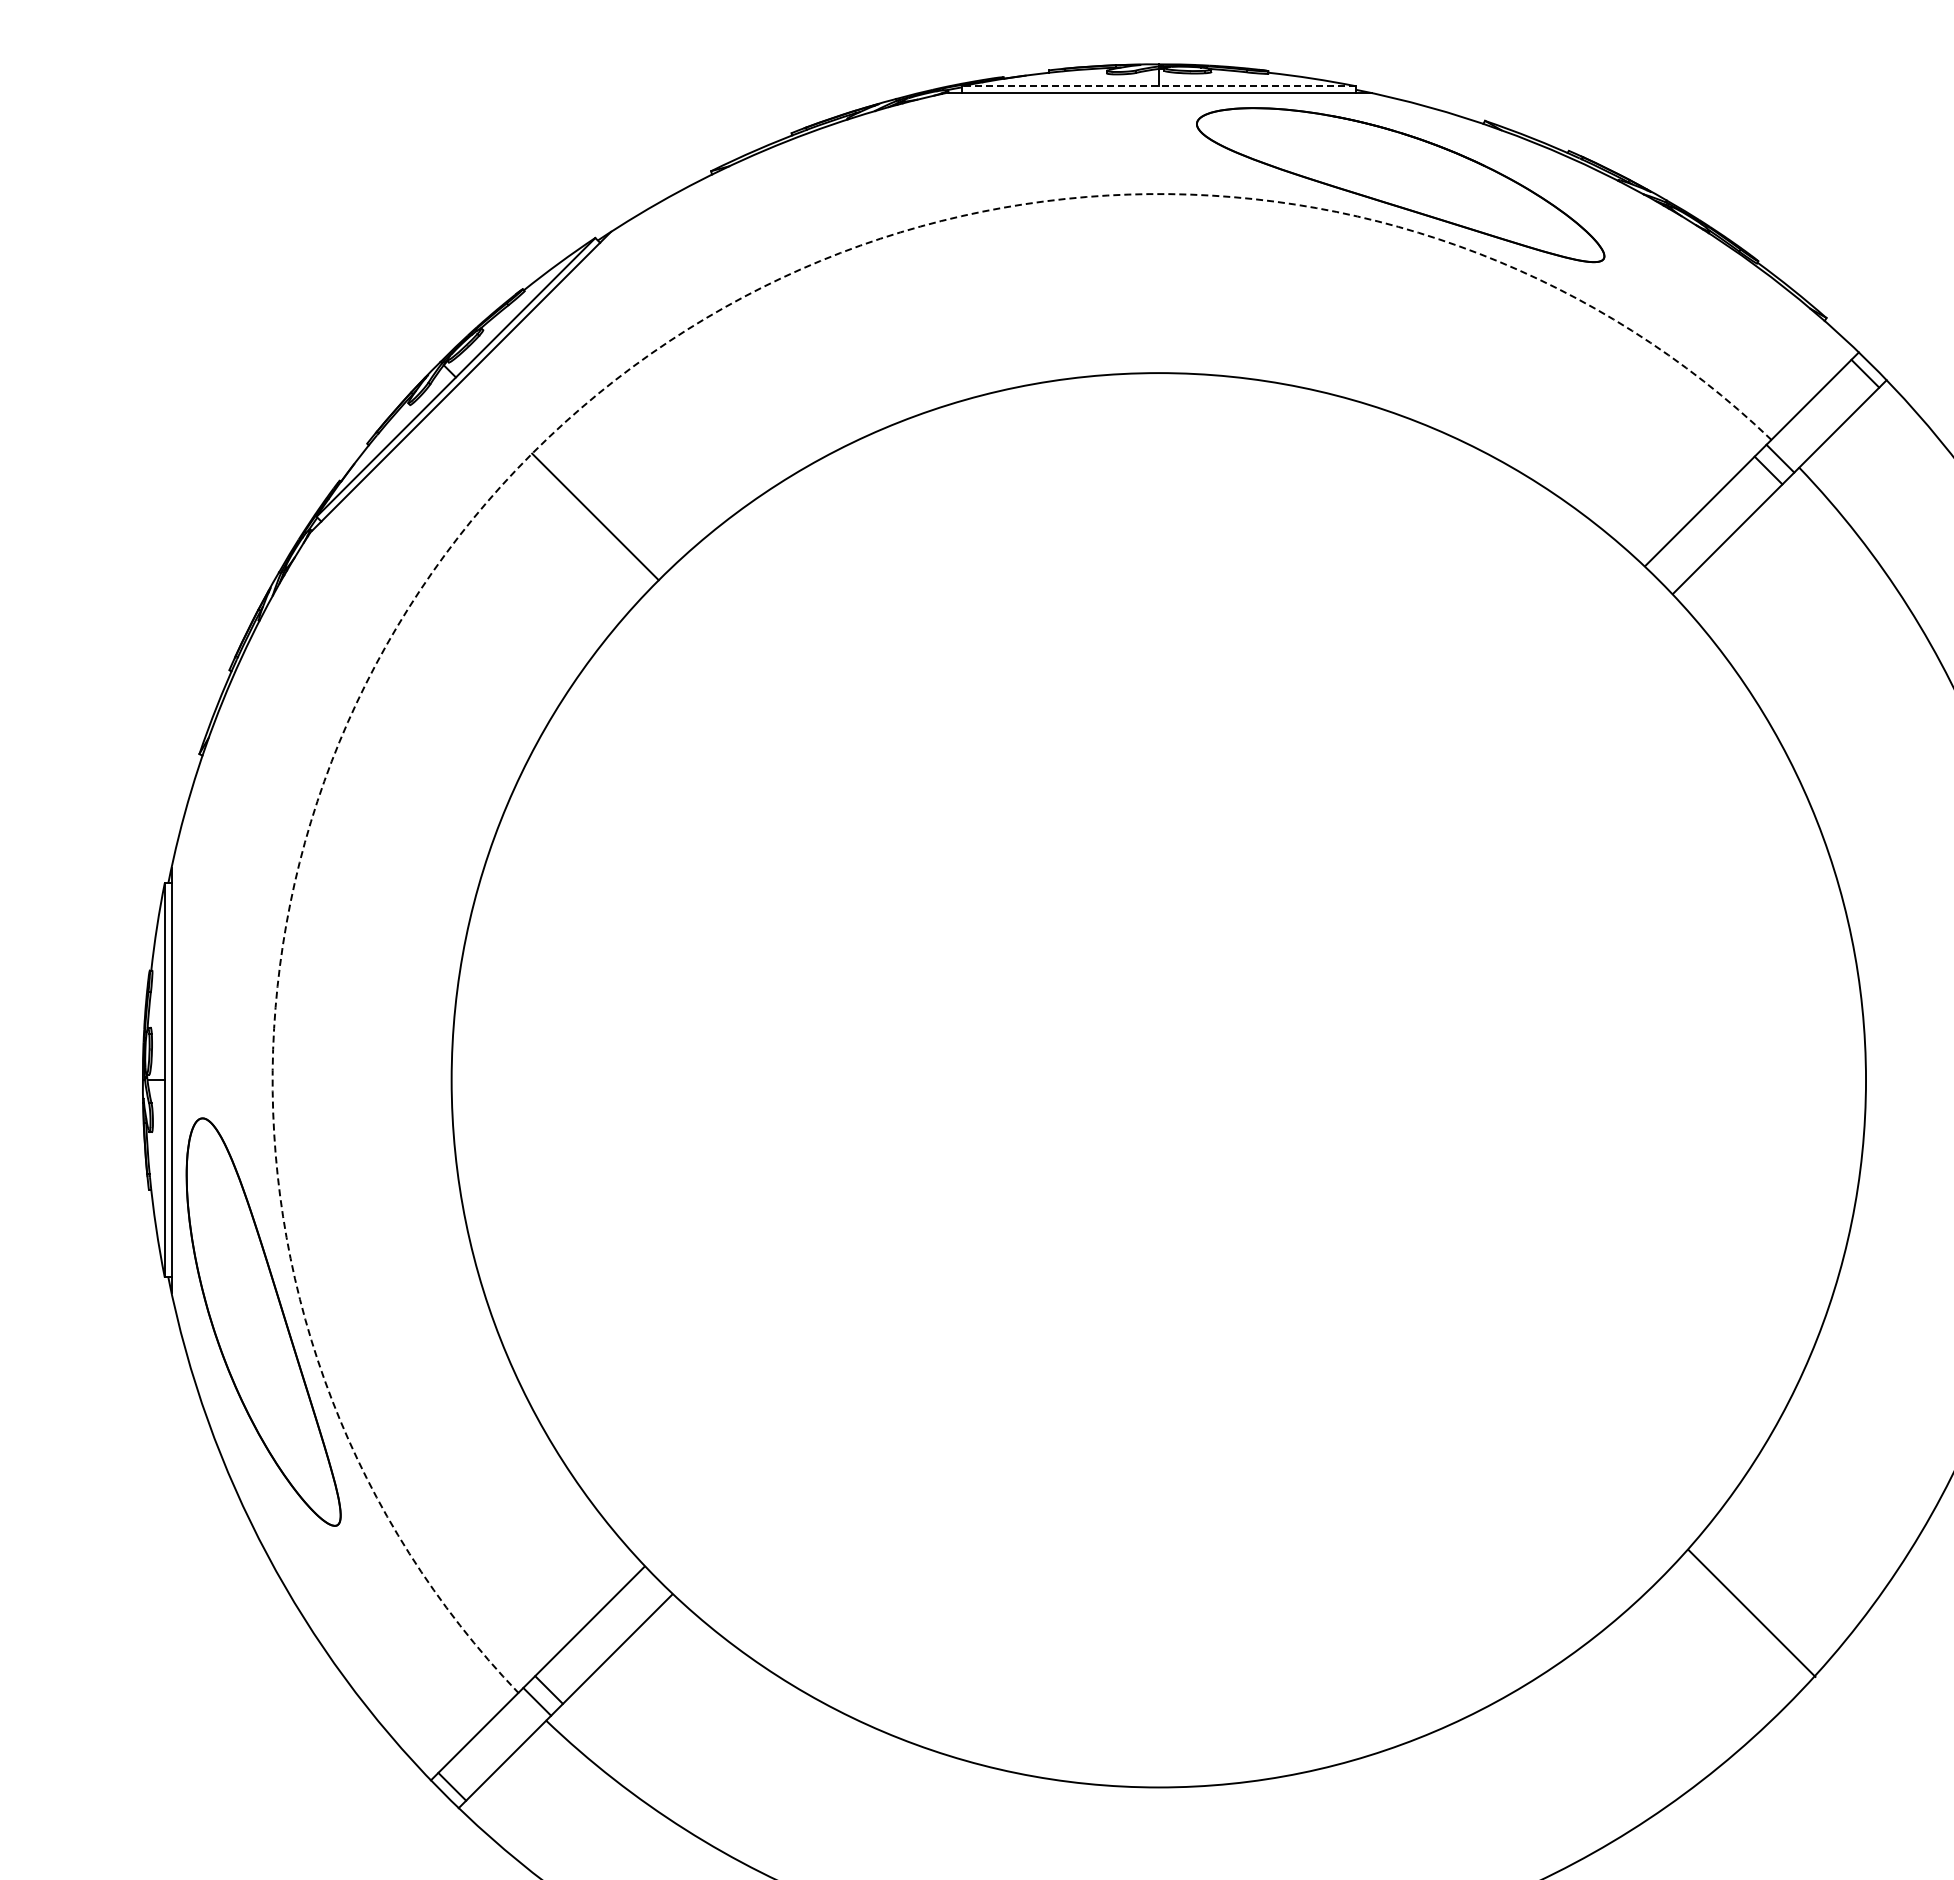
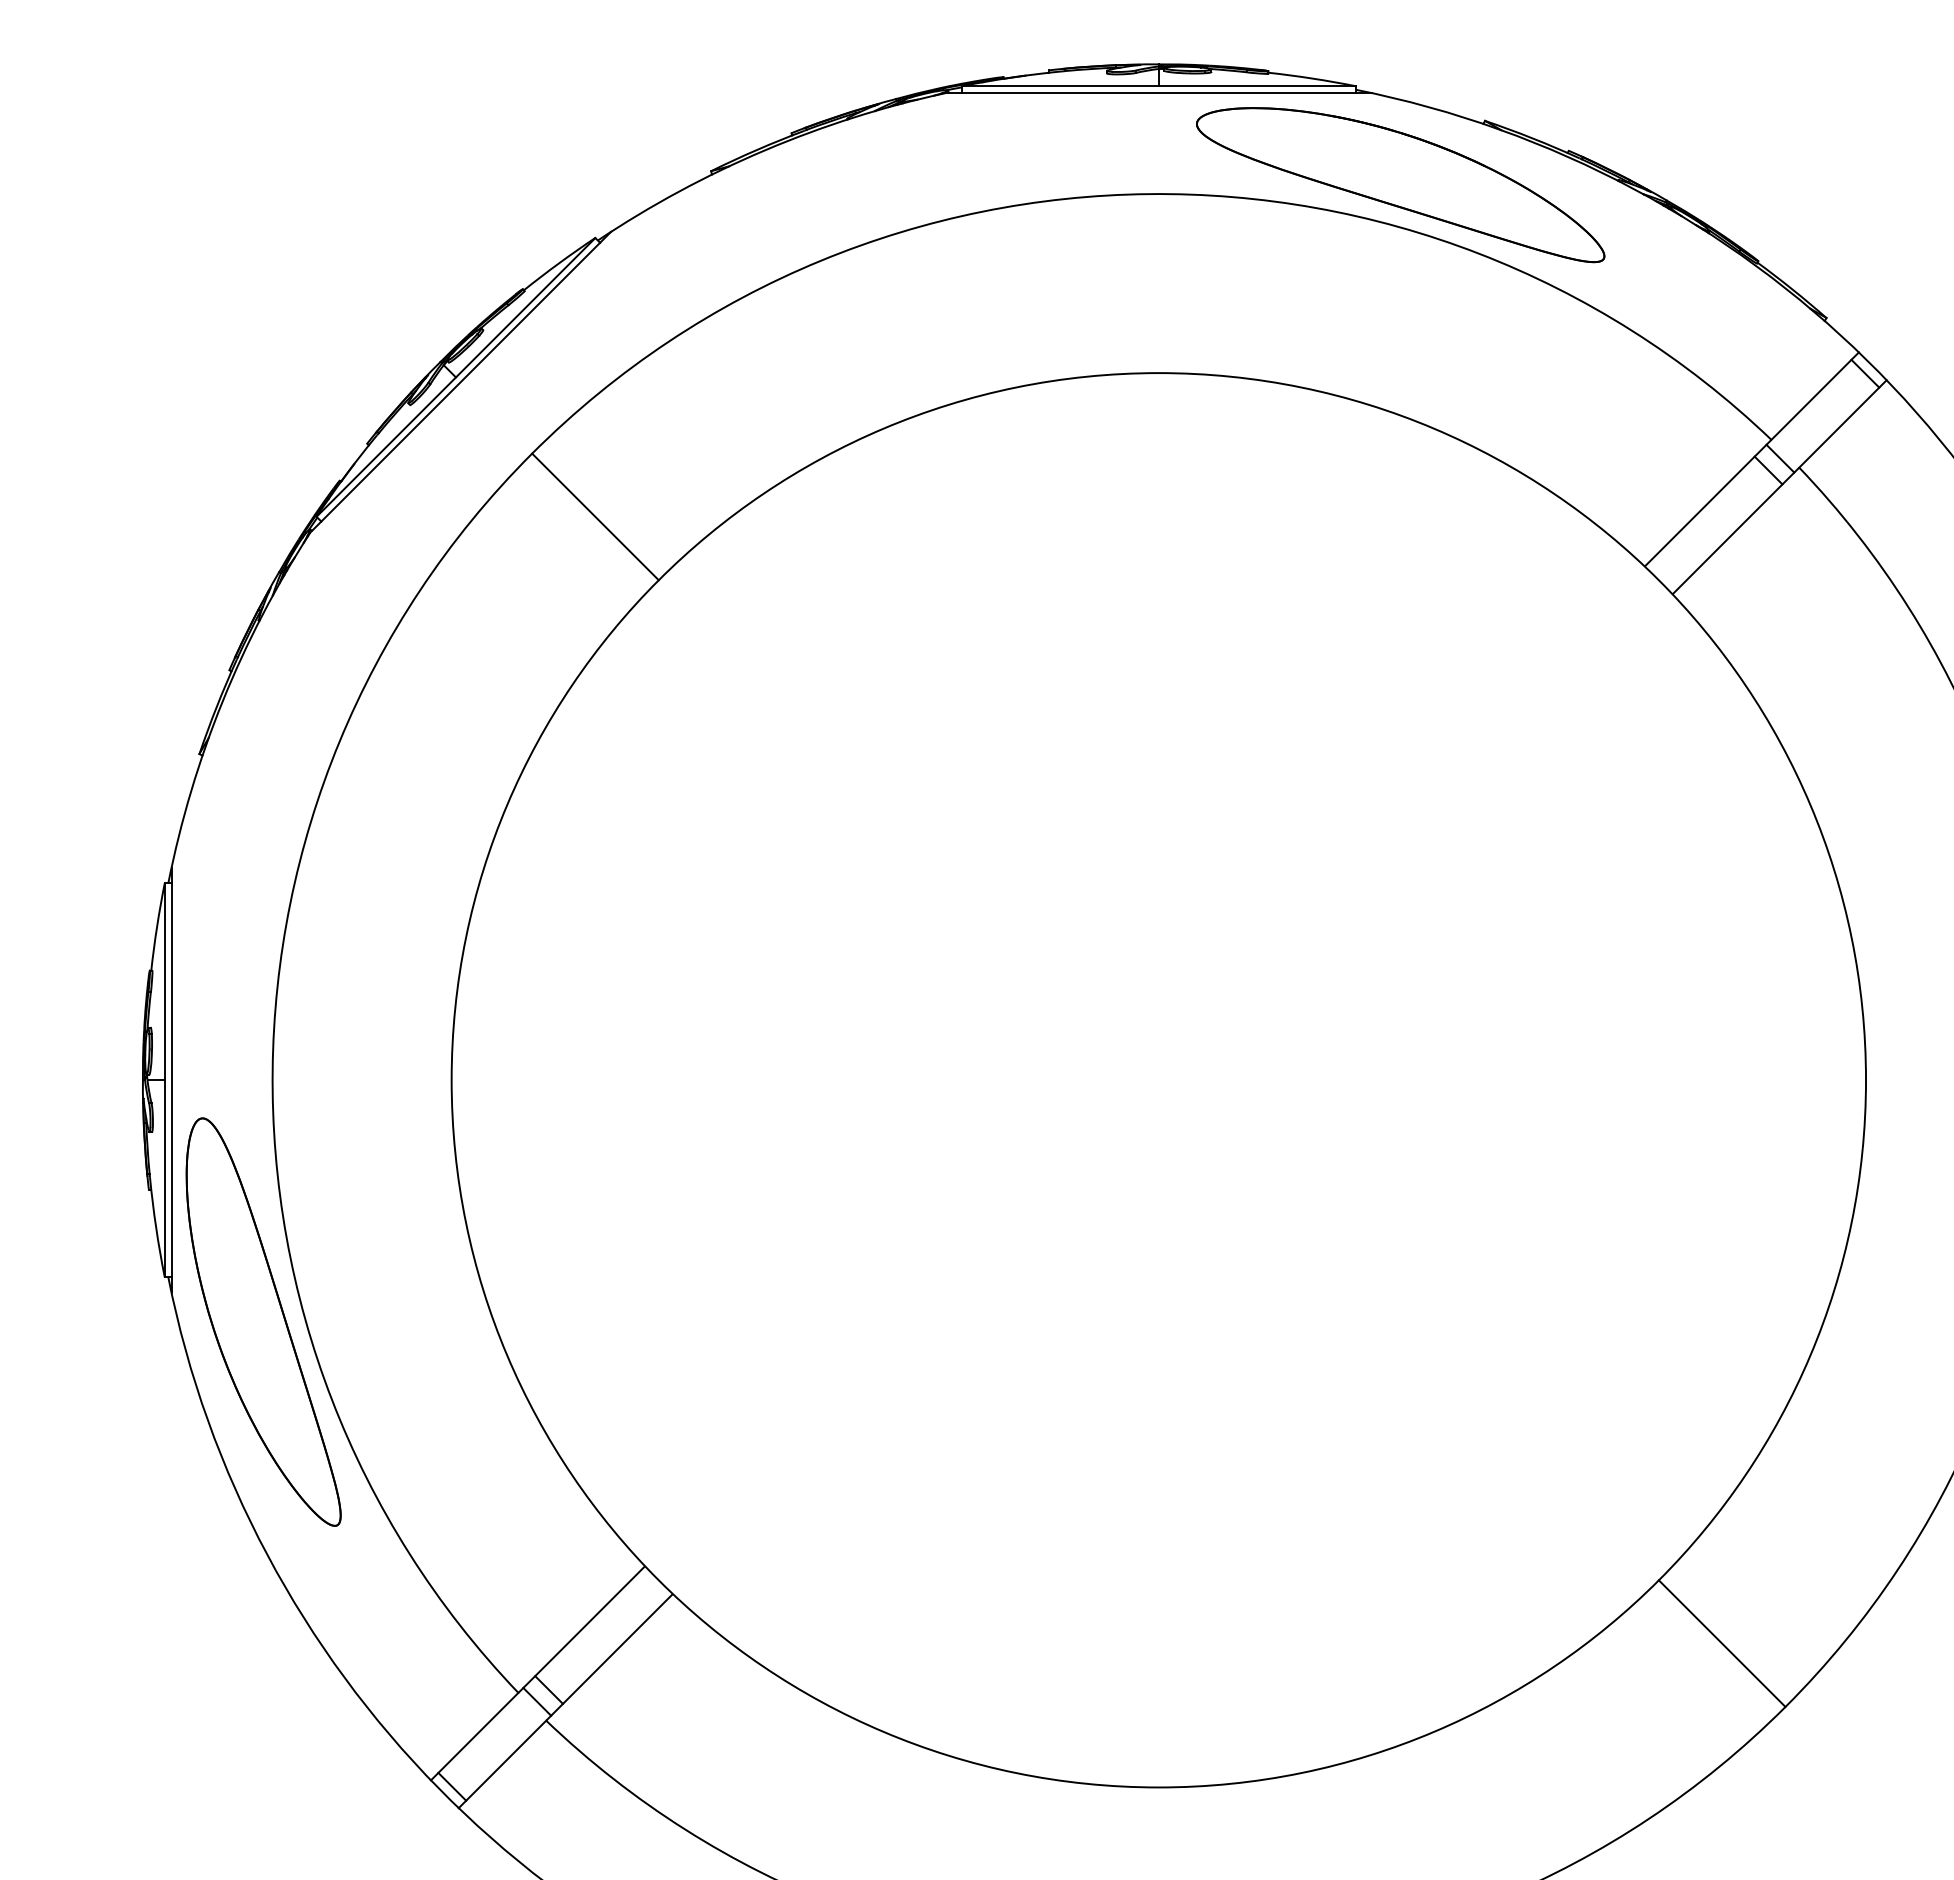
line: dashed -> solid (1158, 86)
arc: dashed -> solid (532, 453)
line position: (1751, 1613) -> (1721, 1643) (1721, 1643)
